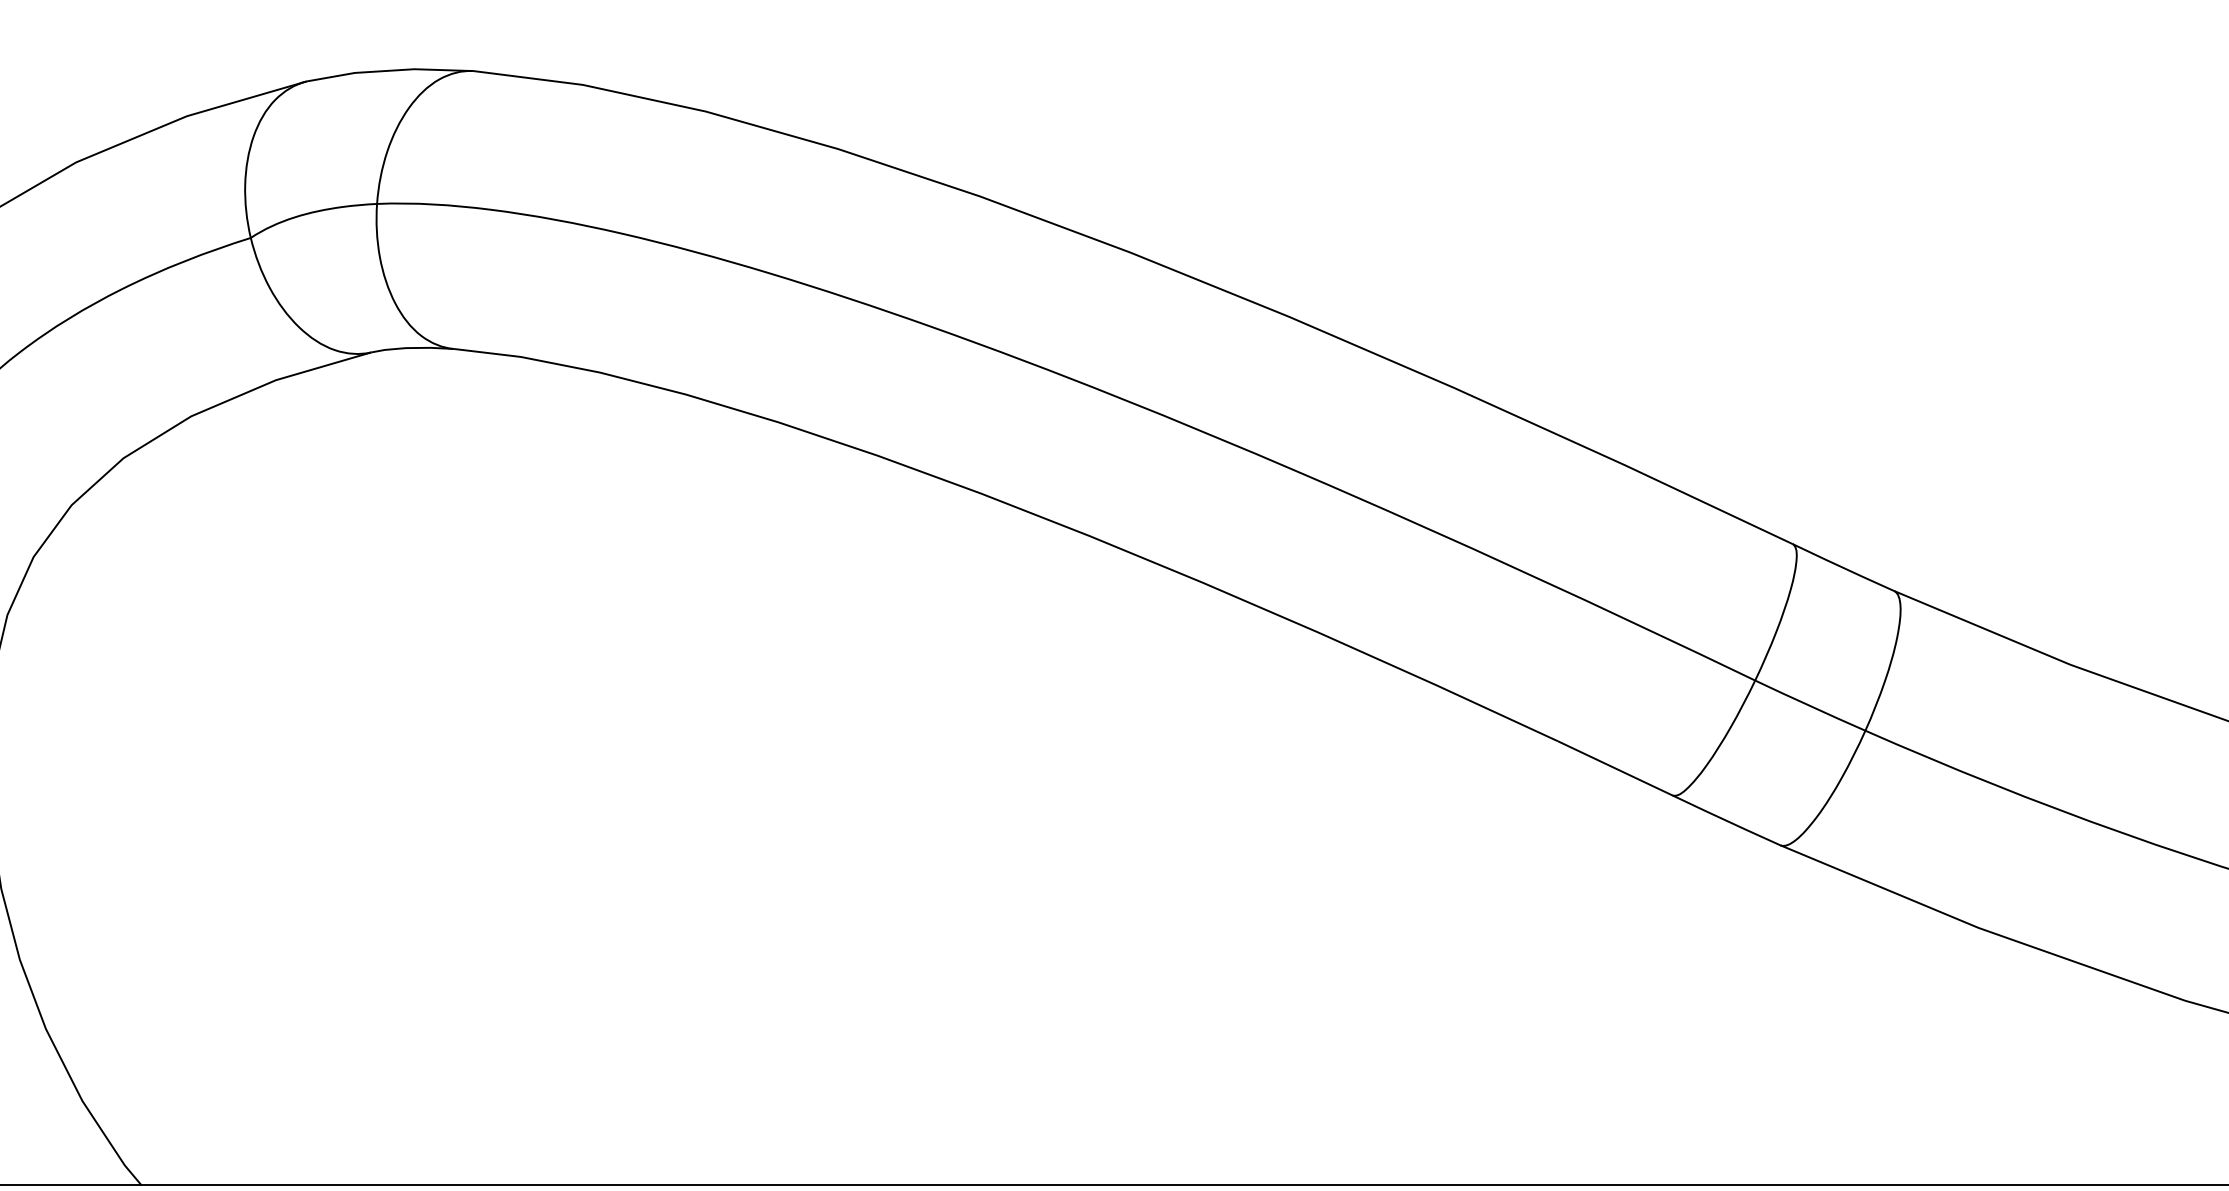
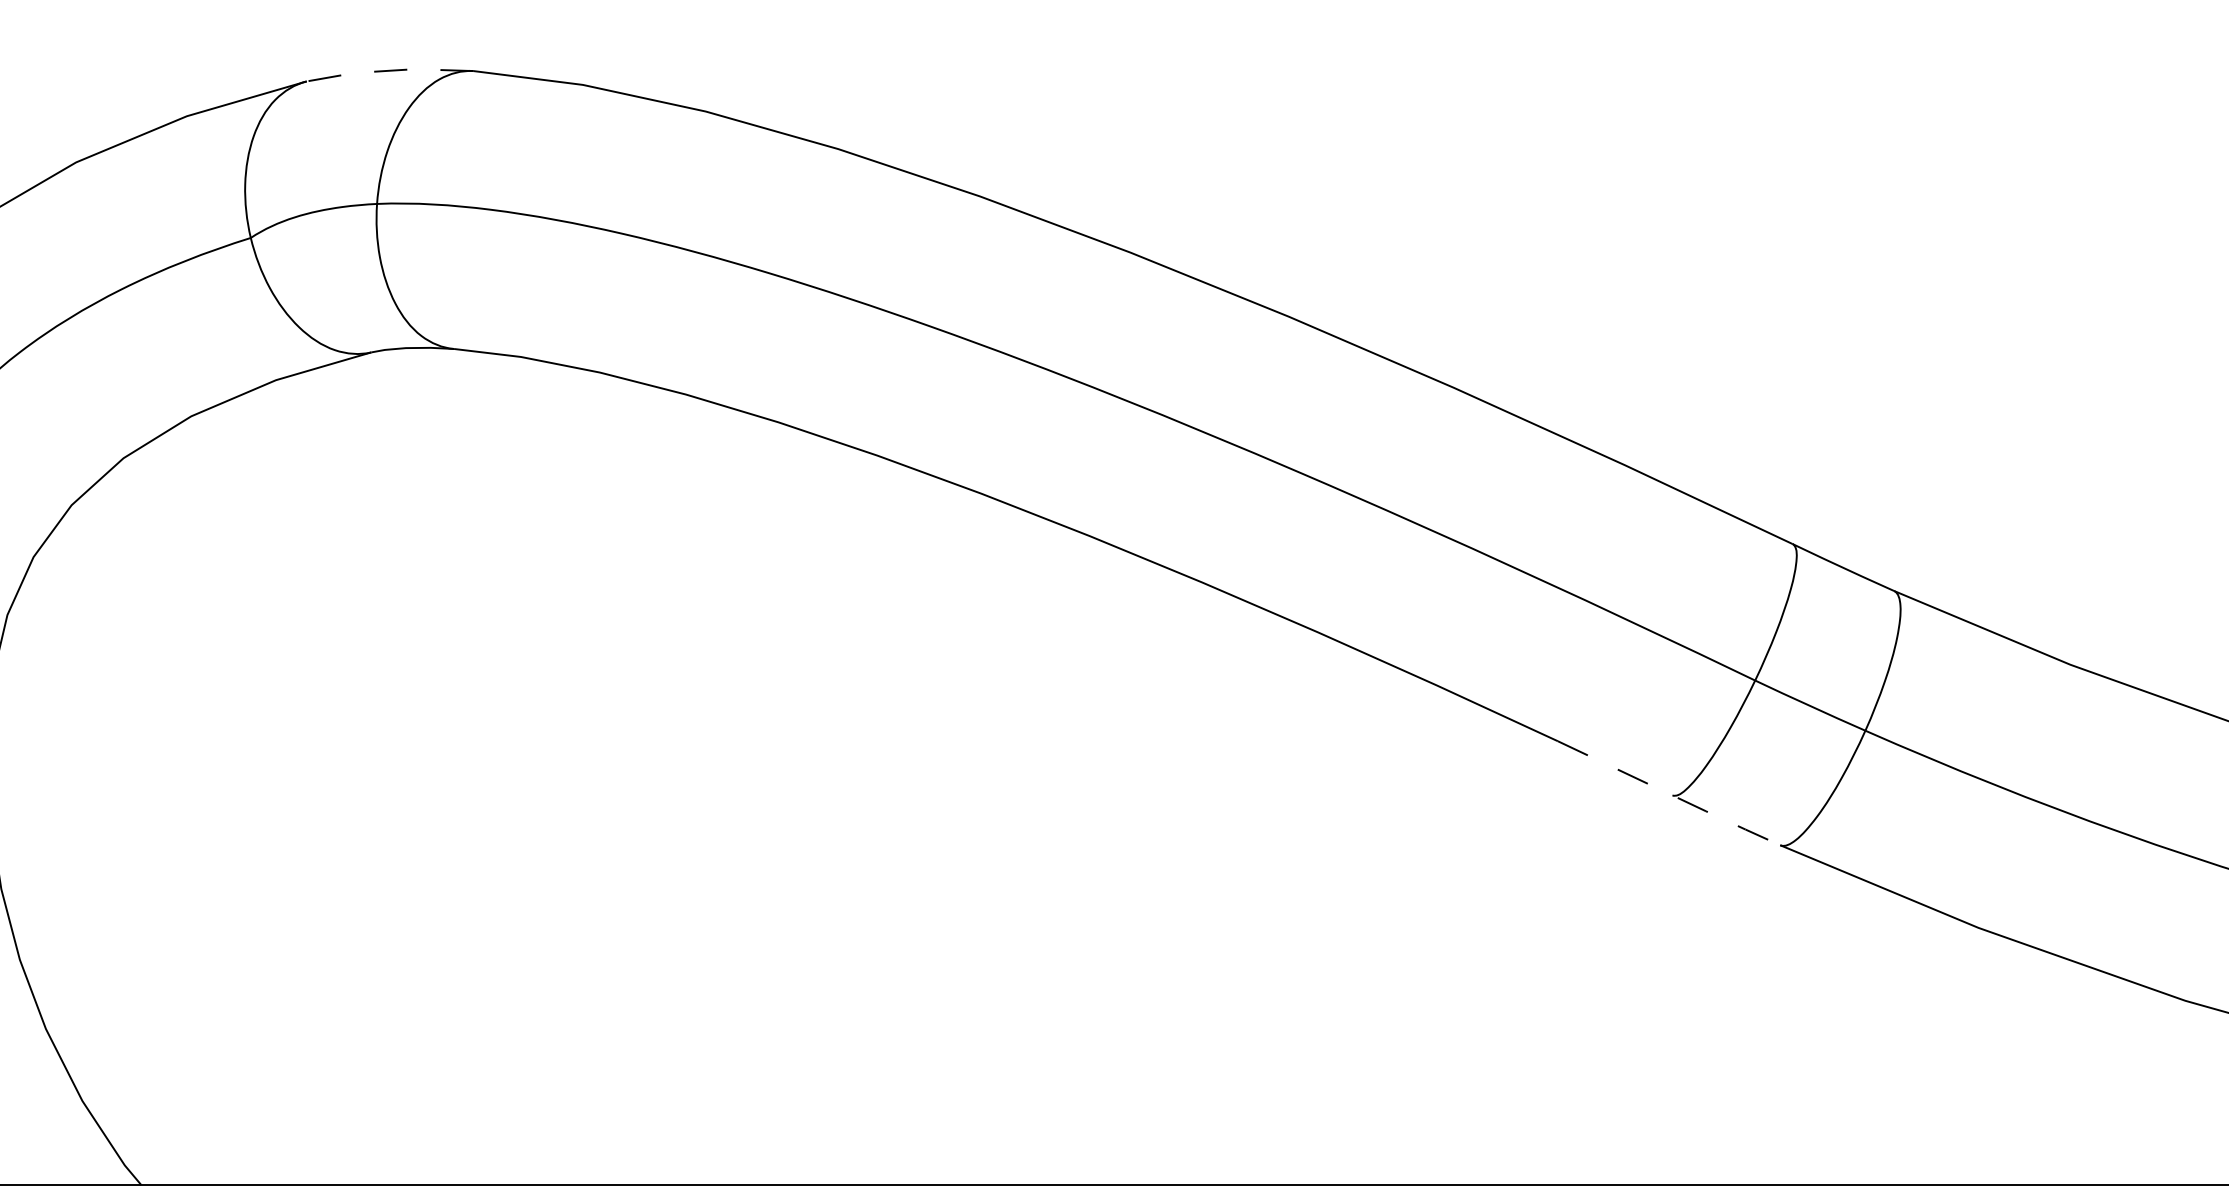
line: solid -> dashed (389, 70)
line: solid -> dashed (1670, 794)
